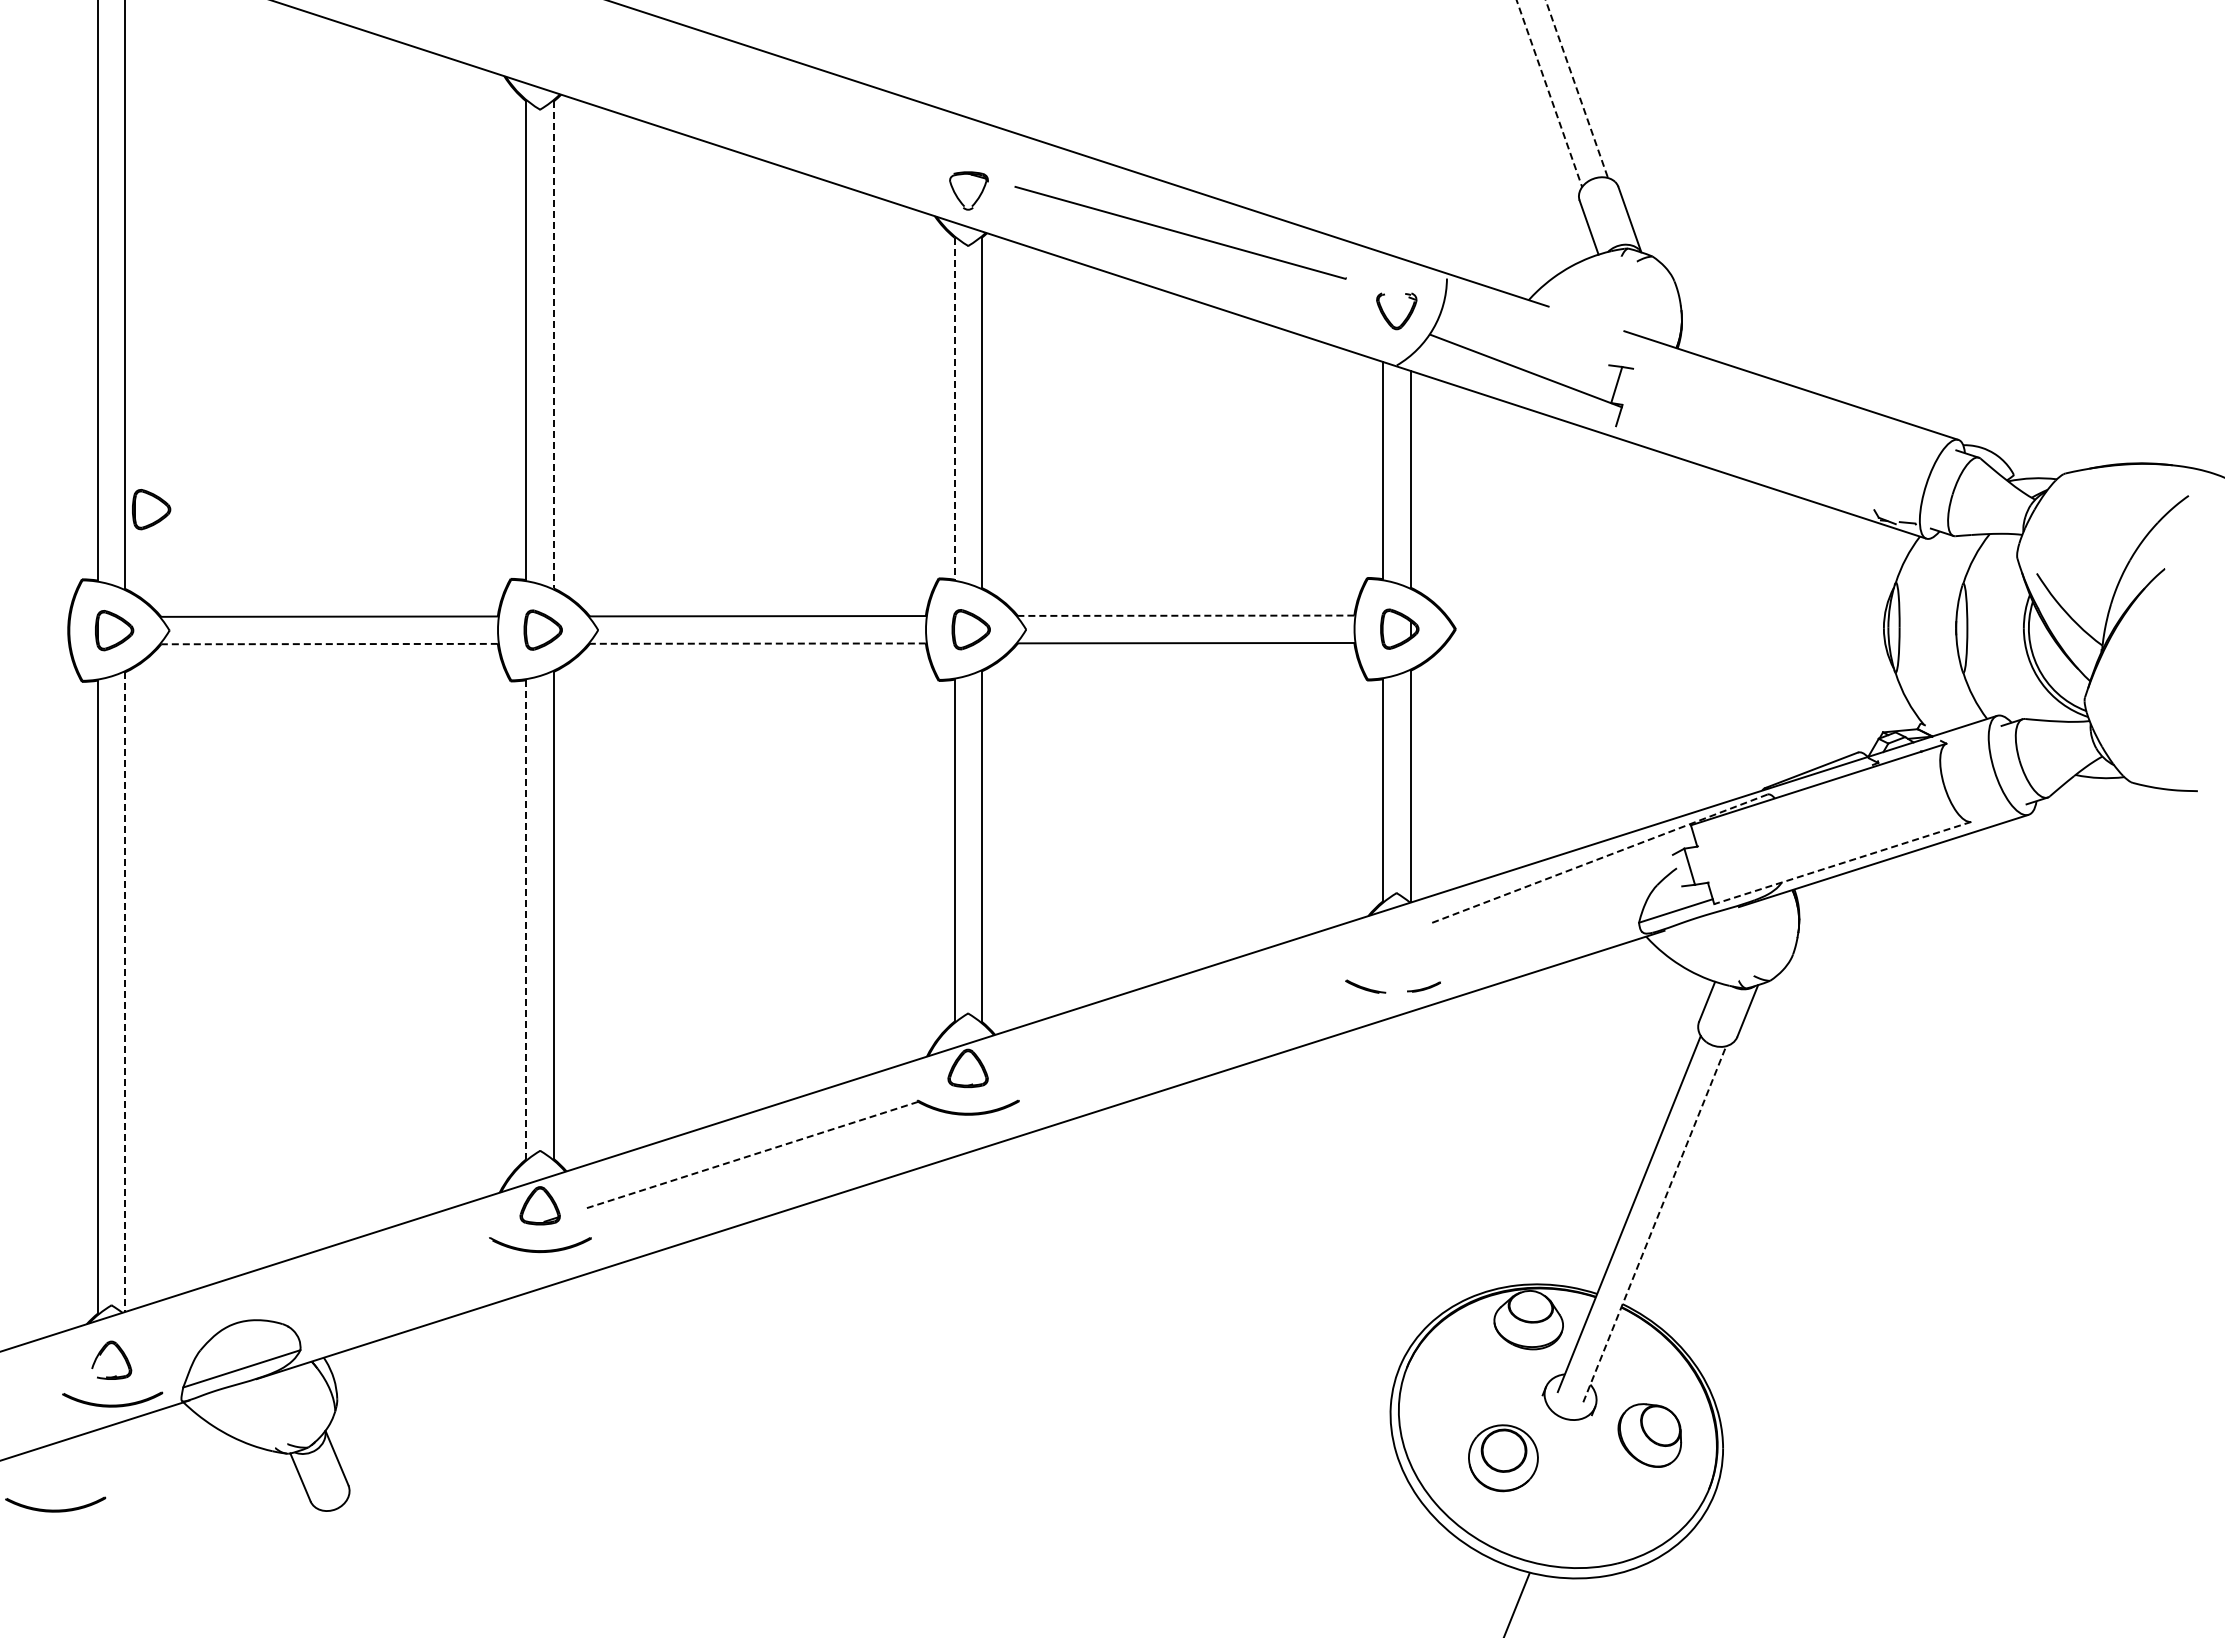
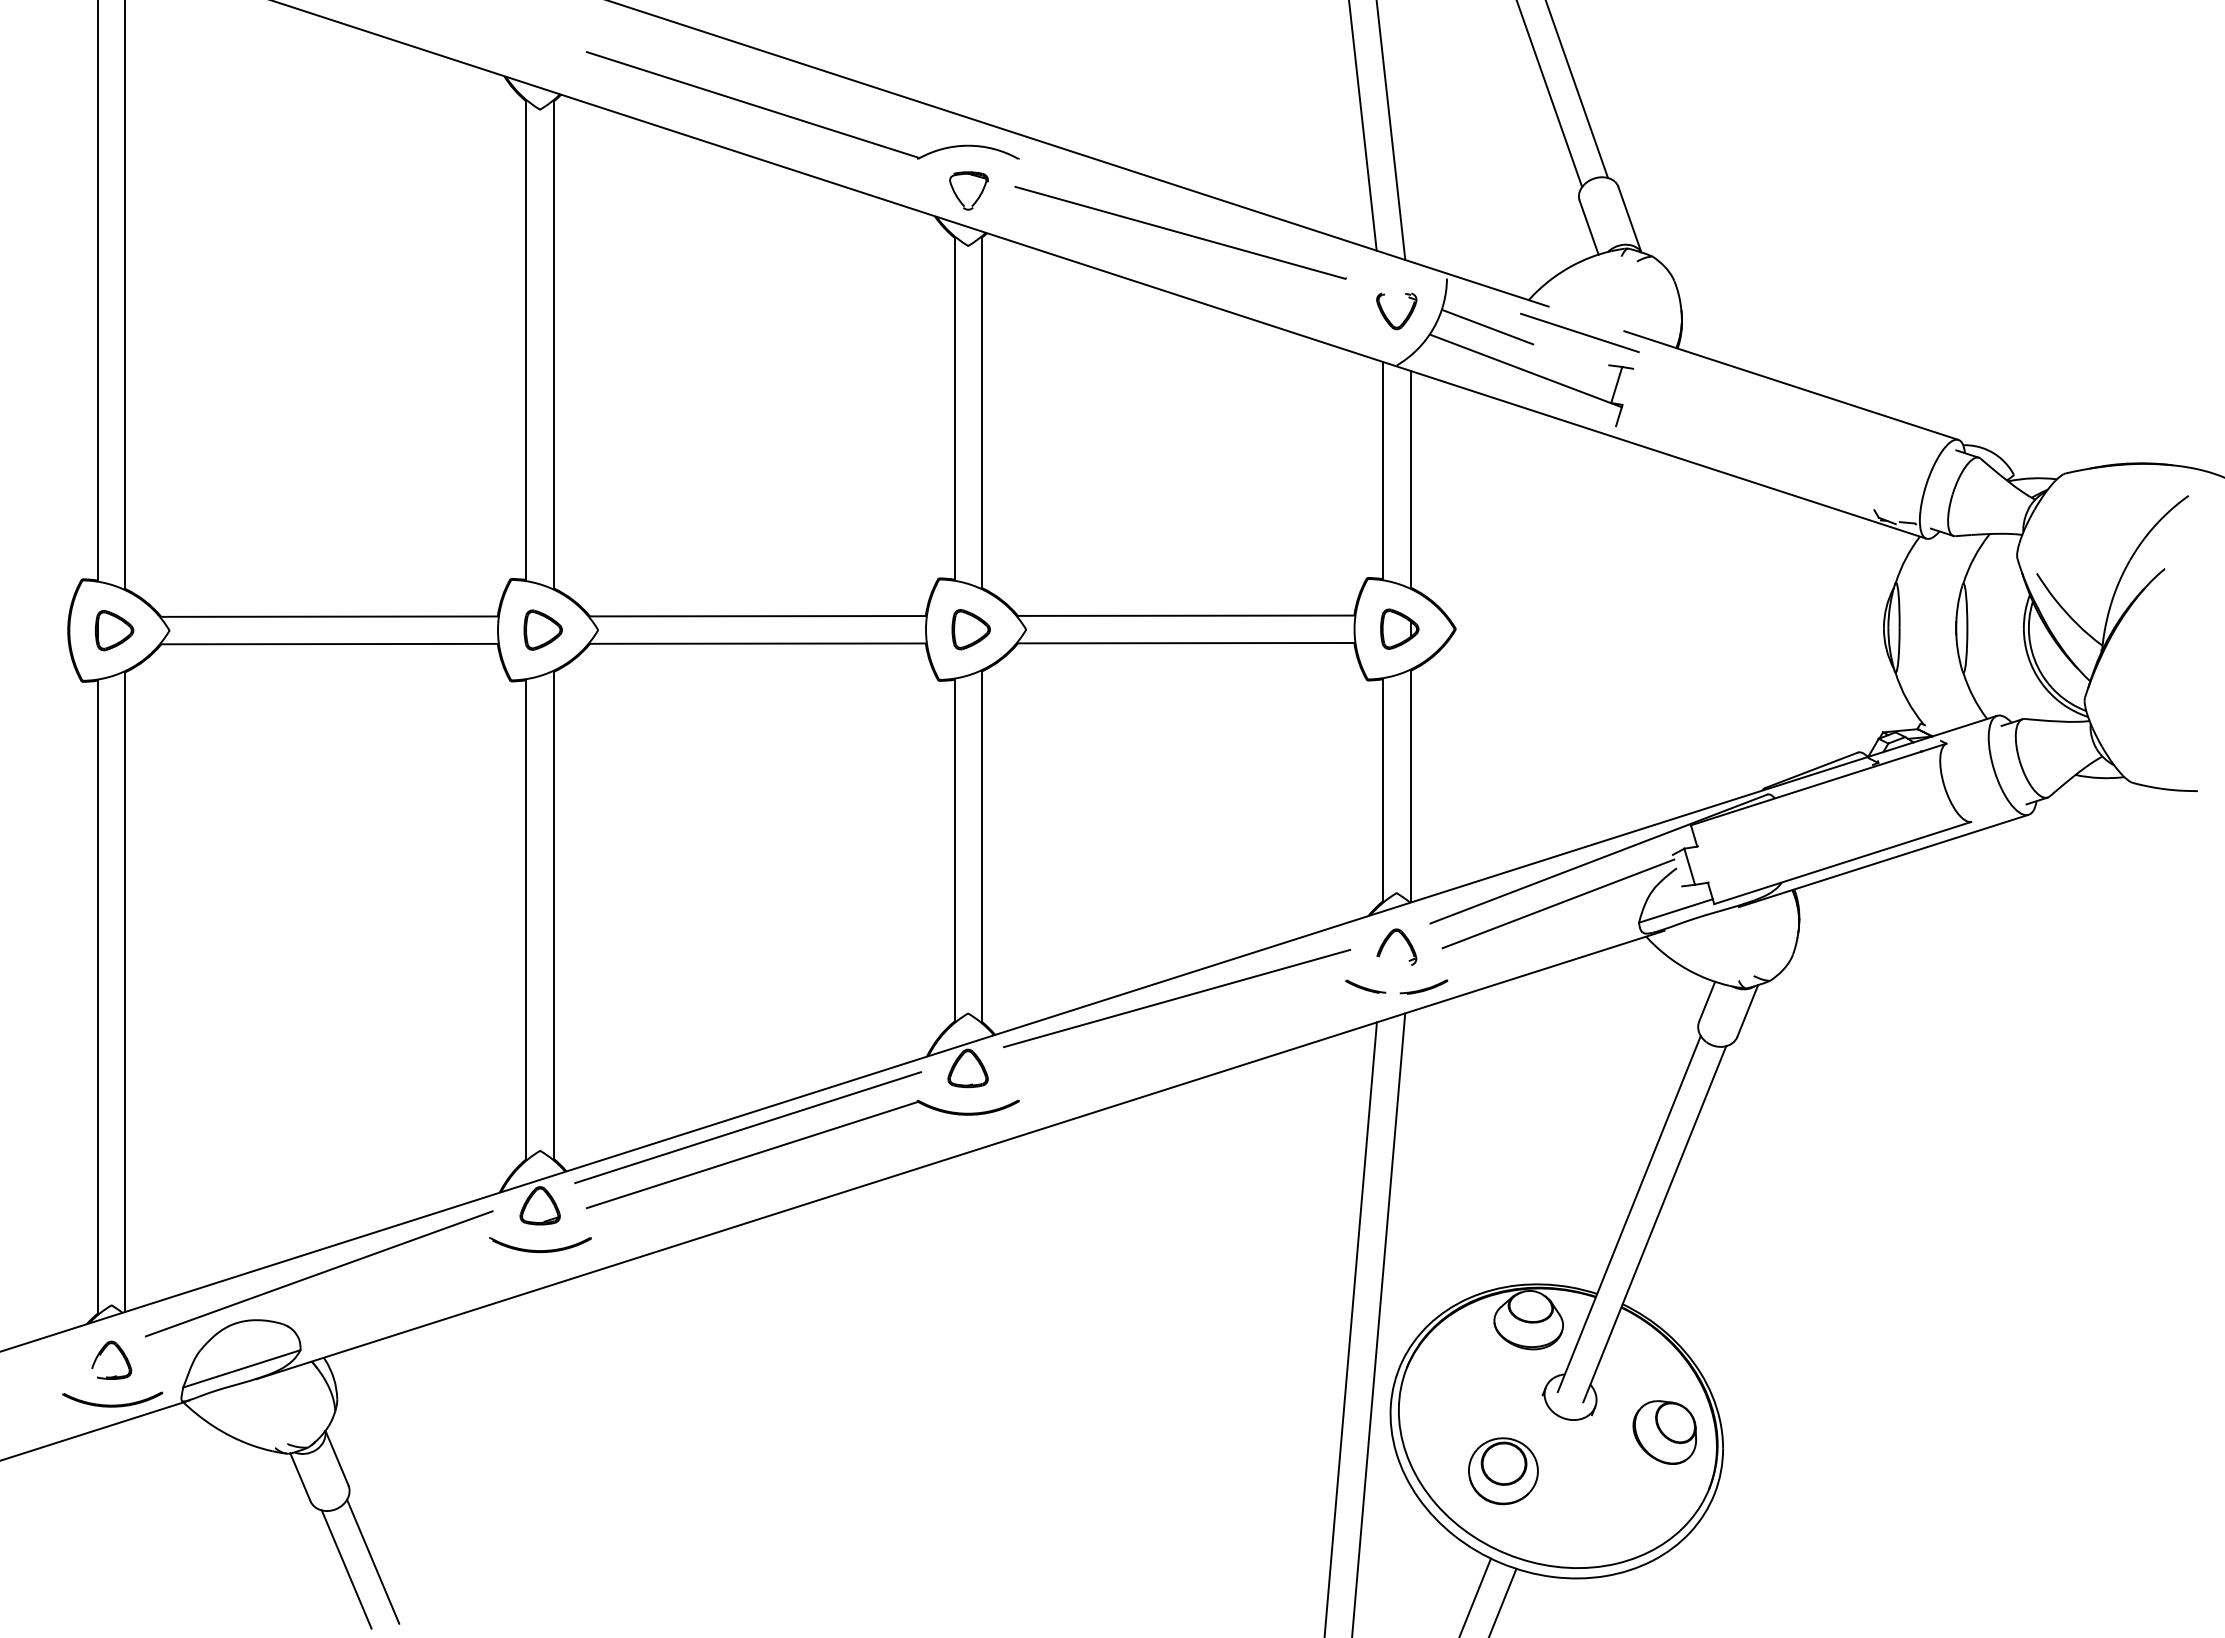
line: dashed -> solid (1576, 89)
line: dashed -> solid (1549, 93)
part: none -> present (799, 118)
line: none -> present (1362, 126)
line: none -> present (1390, 130)
line: none -> present (1487, 327)
line: none -> present (1579, 332)
line: dashed -> solid (553, 345)
line: dashed -> solid (954, 408)
part: present -> none (151, 509)
line: dashed -> solid (1185, 615)
line: dashed -> solid (757, 643)
line: dashed -> solid (329, 644)
line: dashed -> solid (1598, 859)
line: dashed -> solid (1842, 863)
line: none -> present (1558, 903)
line: dashed -> solid (526, 920)
part: none -> present (1389, 938)
part size: 34x12 px -> 50x16 px (1423, 986)
line: dashed -> solid (125, 992)
line: none -> present (1177, 998)
line: none -> present (748, 1127)
line: dashed -> solid (752, 1155)
line: dashed -> solid (1654, 1224)
line: none -> present (318, 1273)
line: none -> present (1378, 1323)
line: none -> present (1350, 1328)
part position: (1649, 1435) -> (1664, 1432) (1664, 1432)
part position: (1503, 1458) -> (1503, 1471) (1503, 1471)
part: present -> none (55, 1504)
line: none -> present (373, 1561)
line: none -> present (346, 1569)
line: none -> present (1475, 1596)
line position: (1517, 1603) -> (1502, 1601) (1502, 1601)
